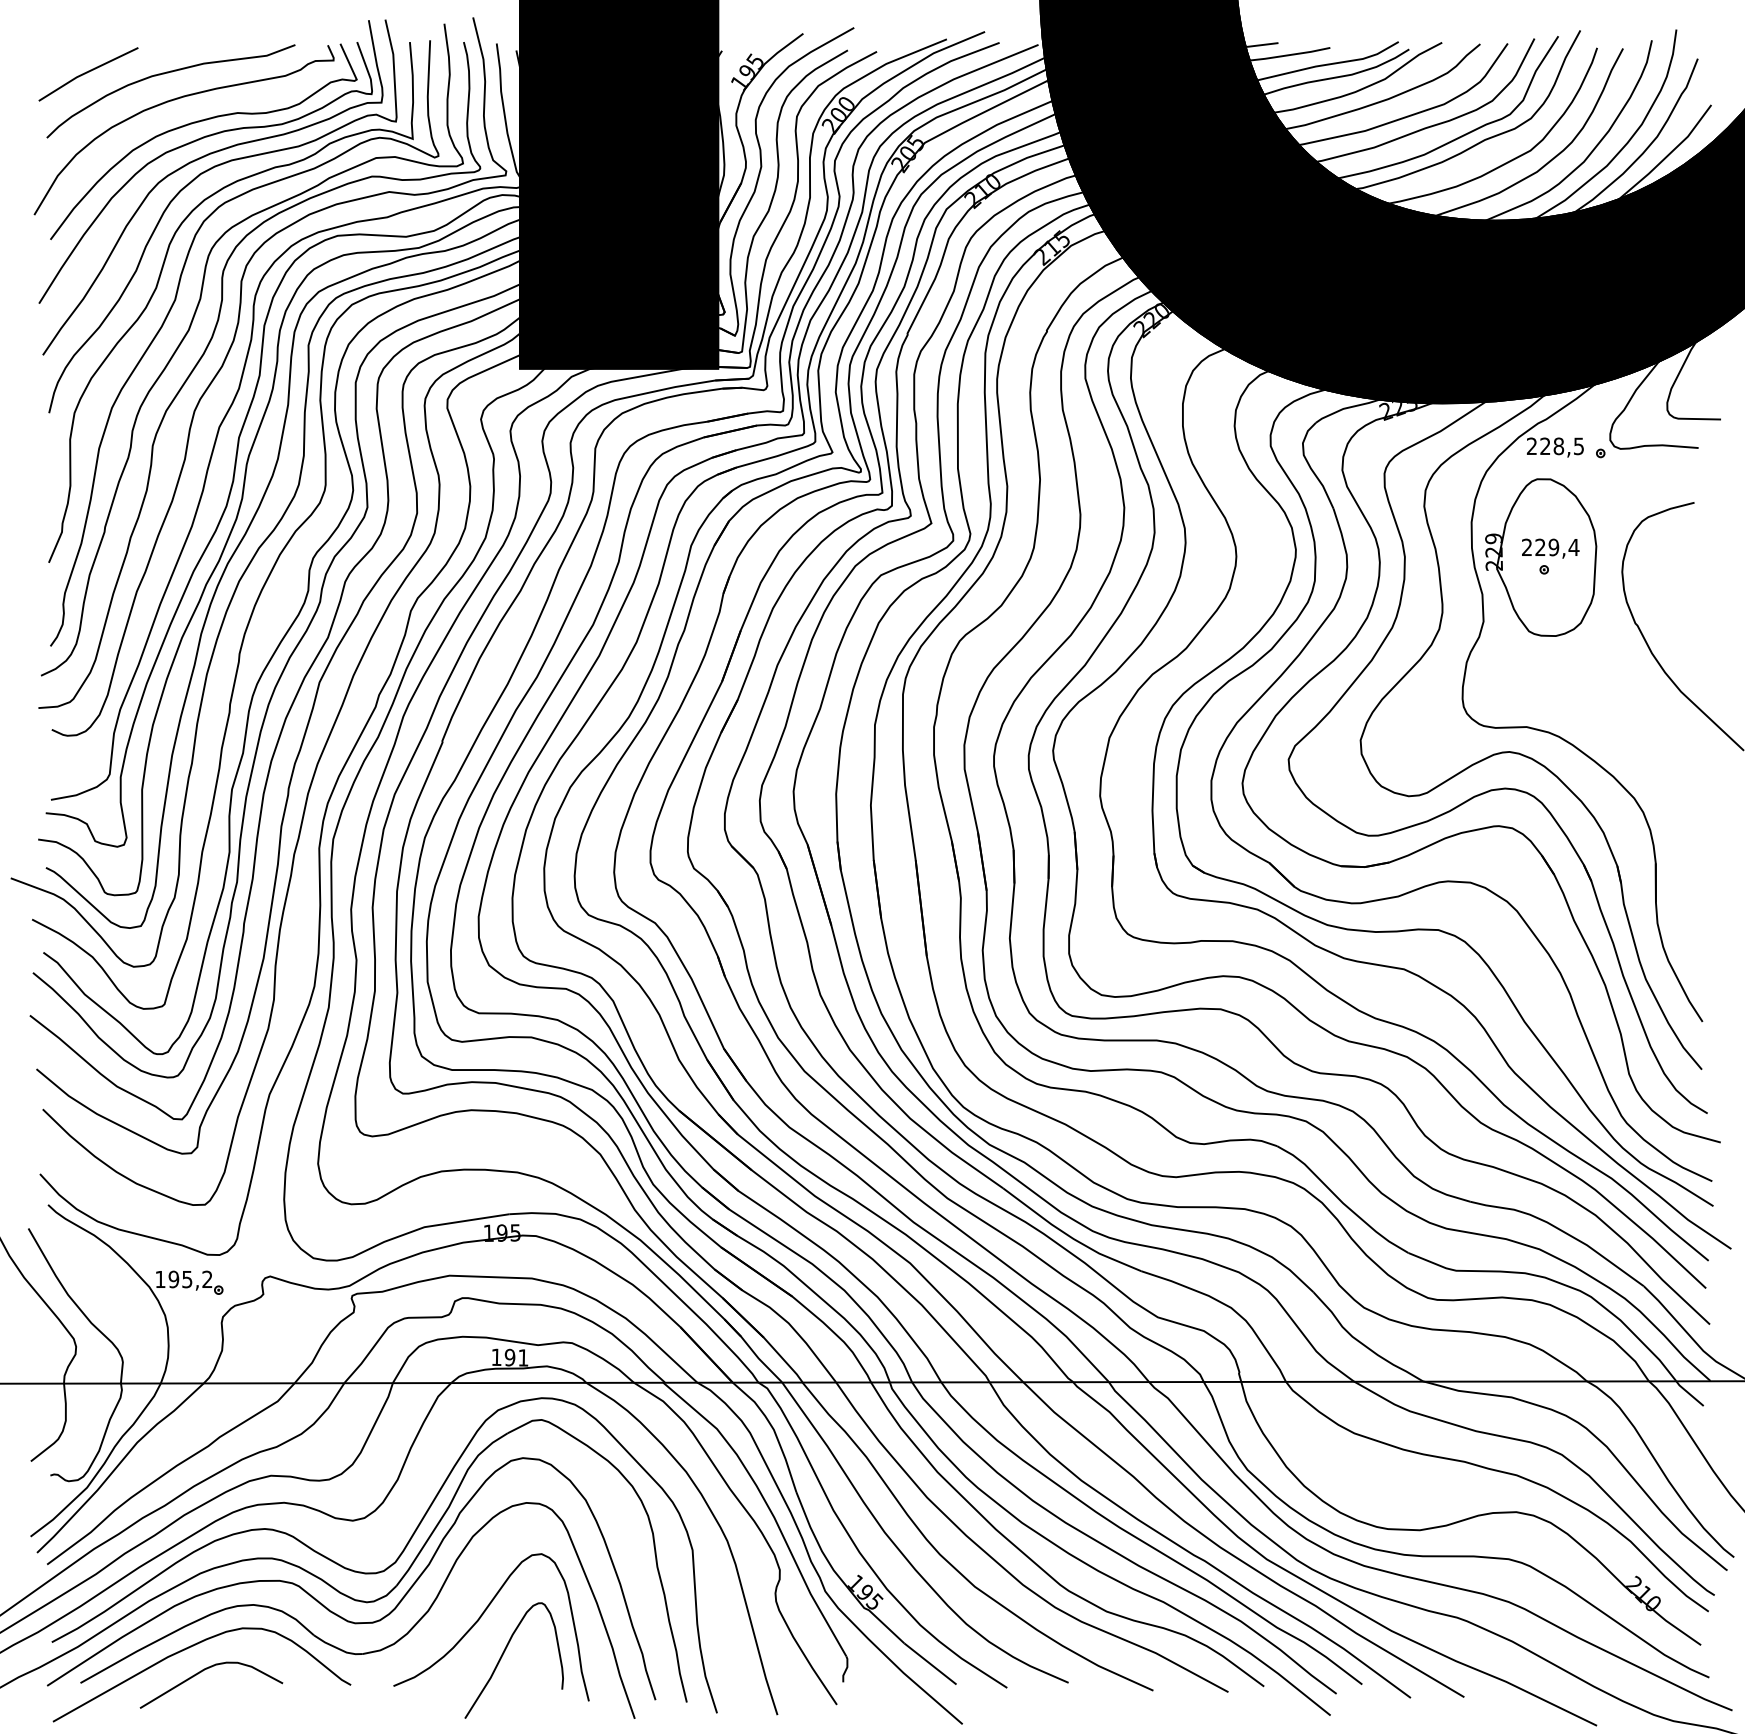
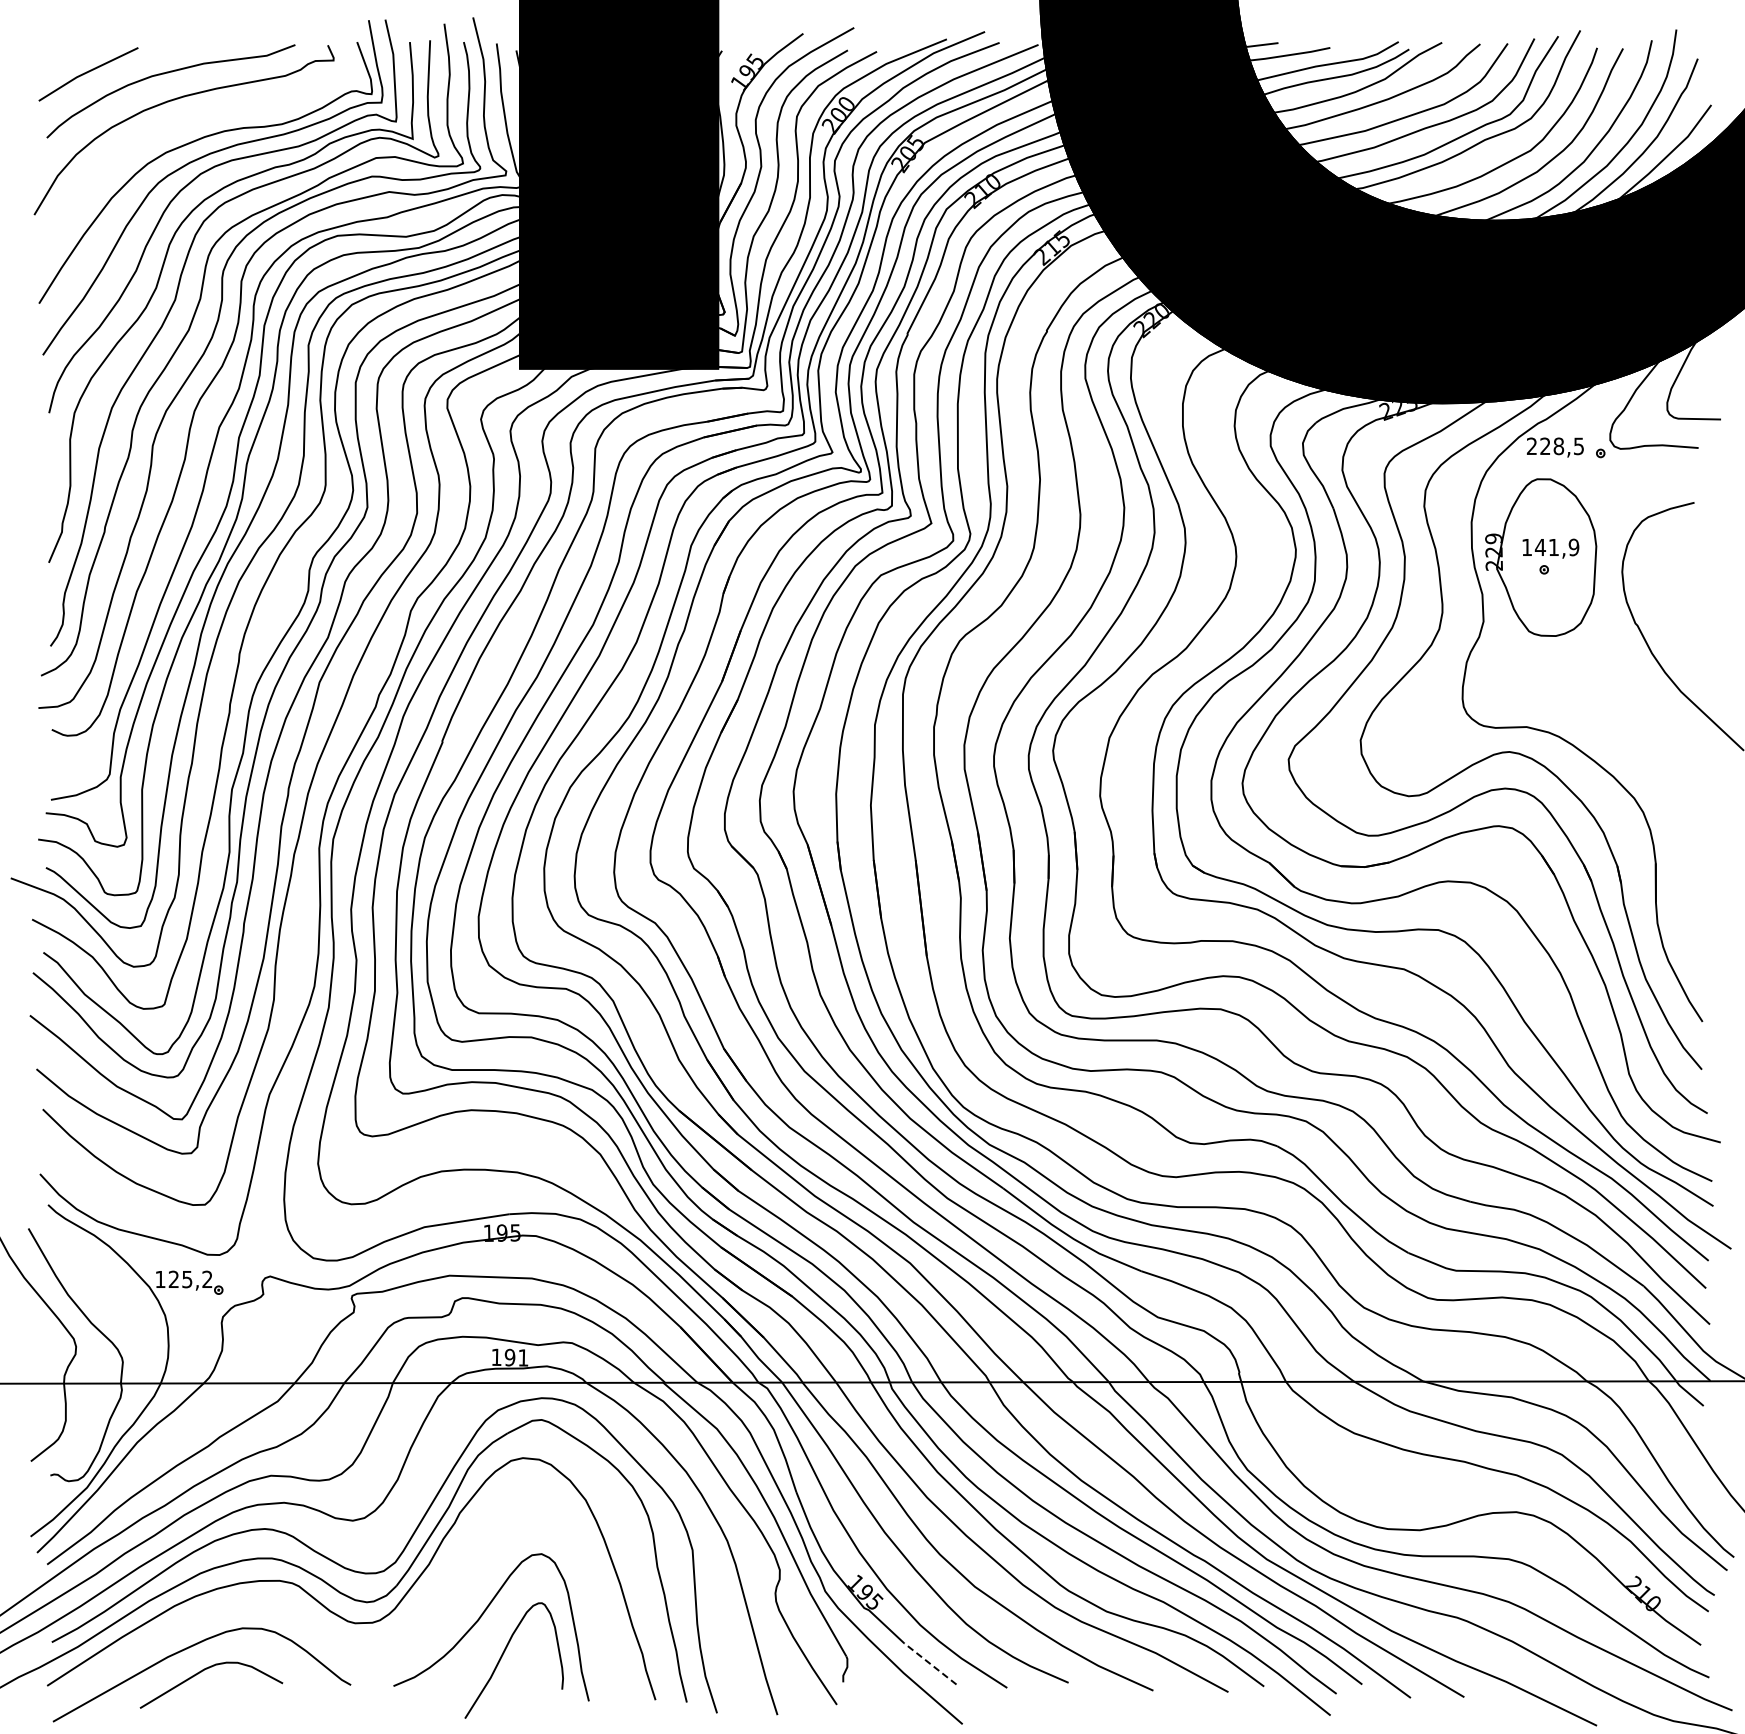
curve: present -> none (199, 122)
text: 229,4 -> 141,9 (1550, 547)
text: 195,2 -> 125,2 (173, 1279)
part: present -> none (338, 1647)
line: solid -> dashed (930, 1663)
